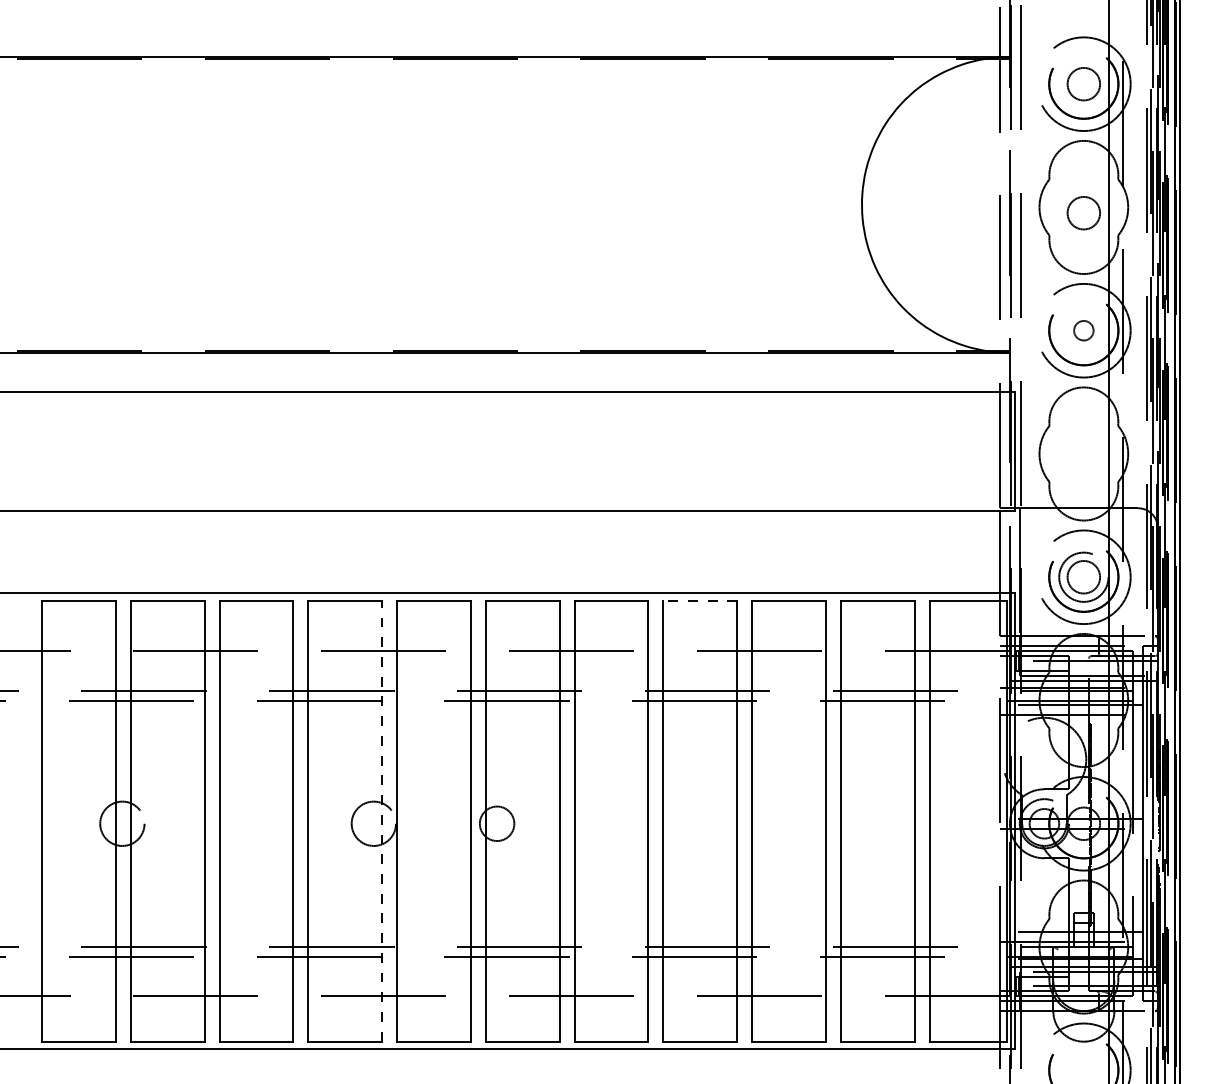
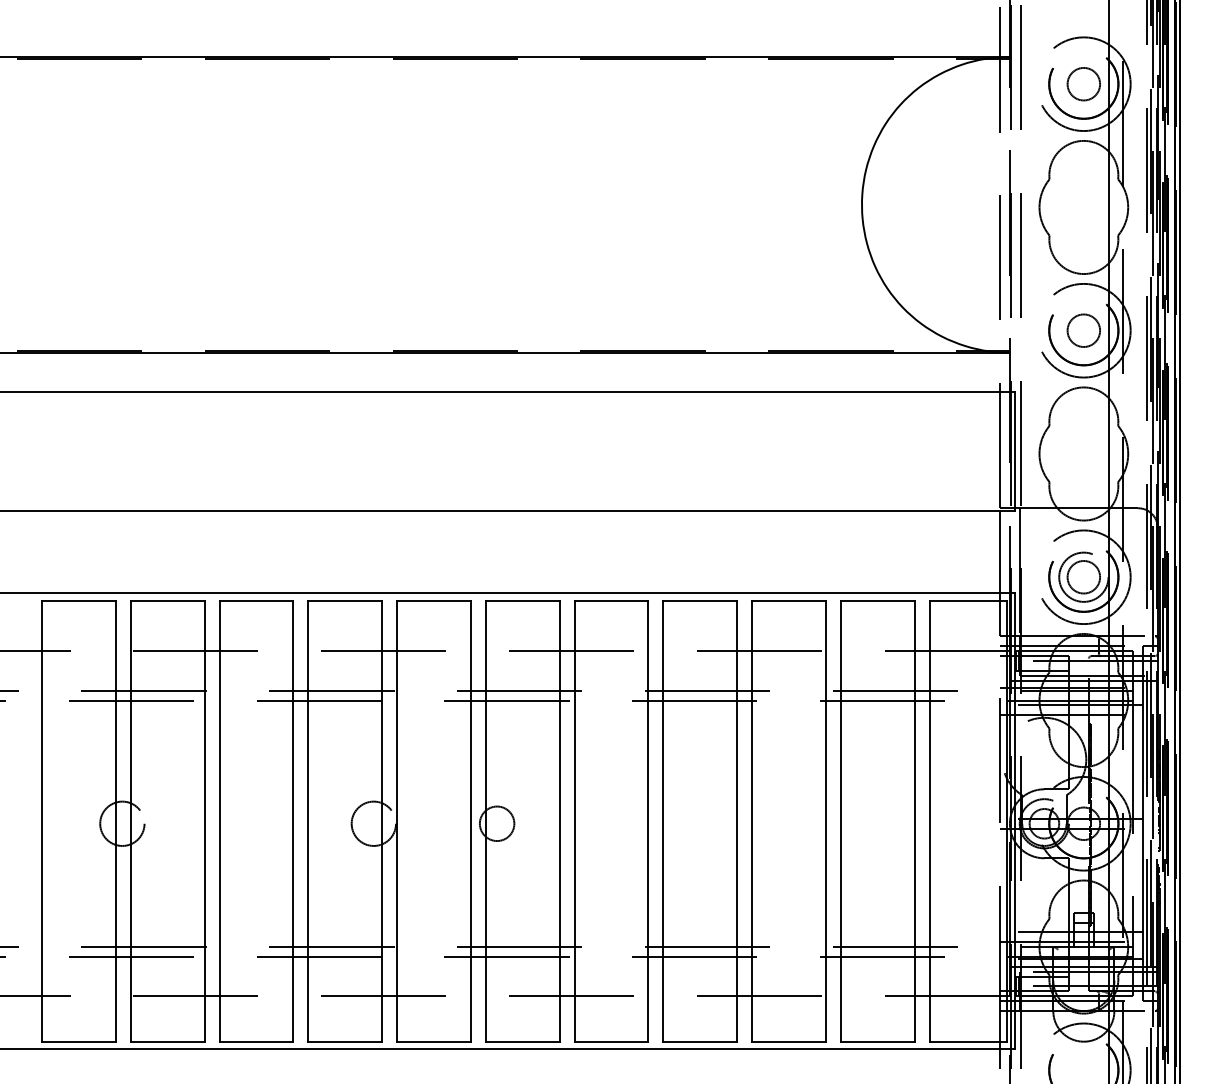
circle: present -> none (1083, 213)
circle diameter: 20 px -> 33 px (1083, 330)
line: dashed -> solid (700, 600)
line: dashed -> solid (382, 820)
